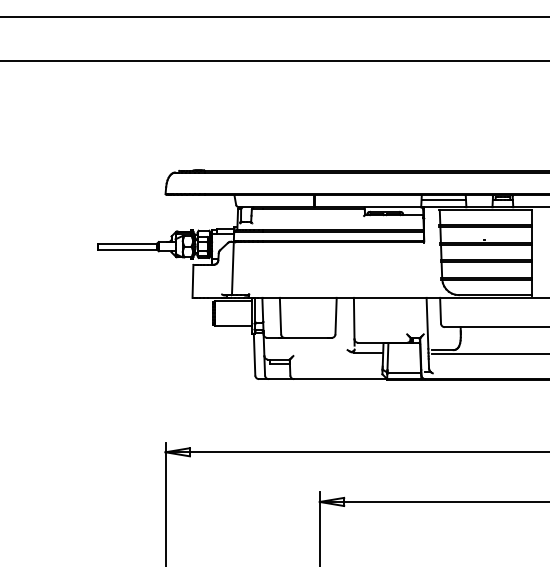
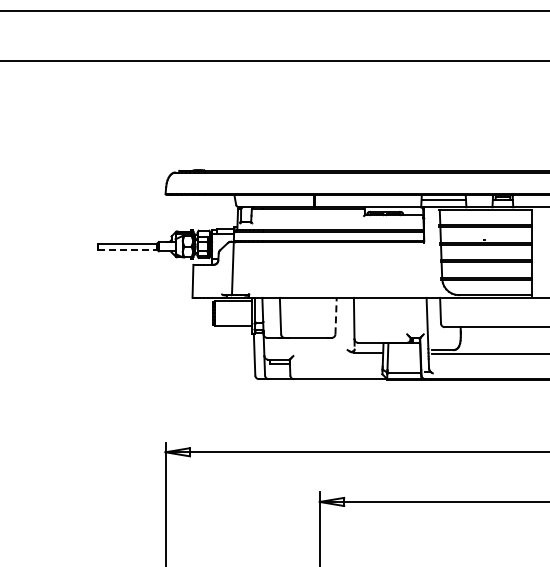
line position: (274, 17) -> (274, 11) (274, 11)
line: solid -> dashed (128, 249)
line: solid -> dashed (336, 315)
